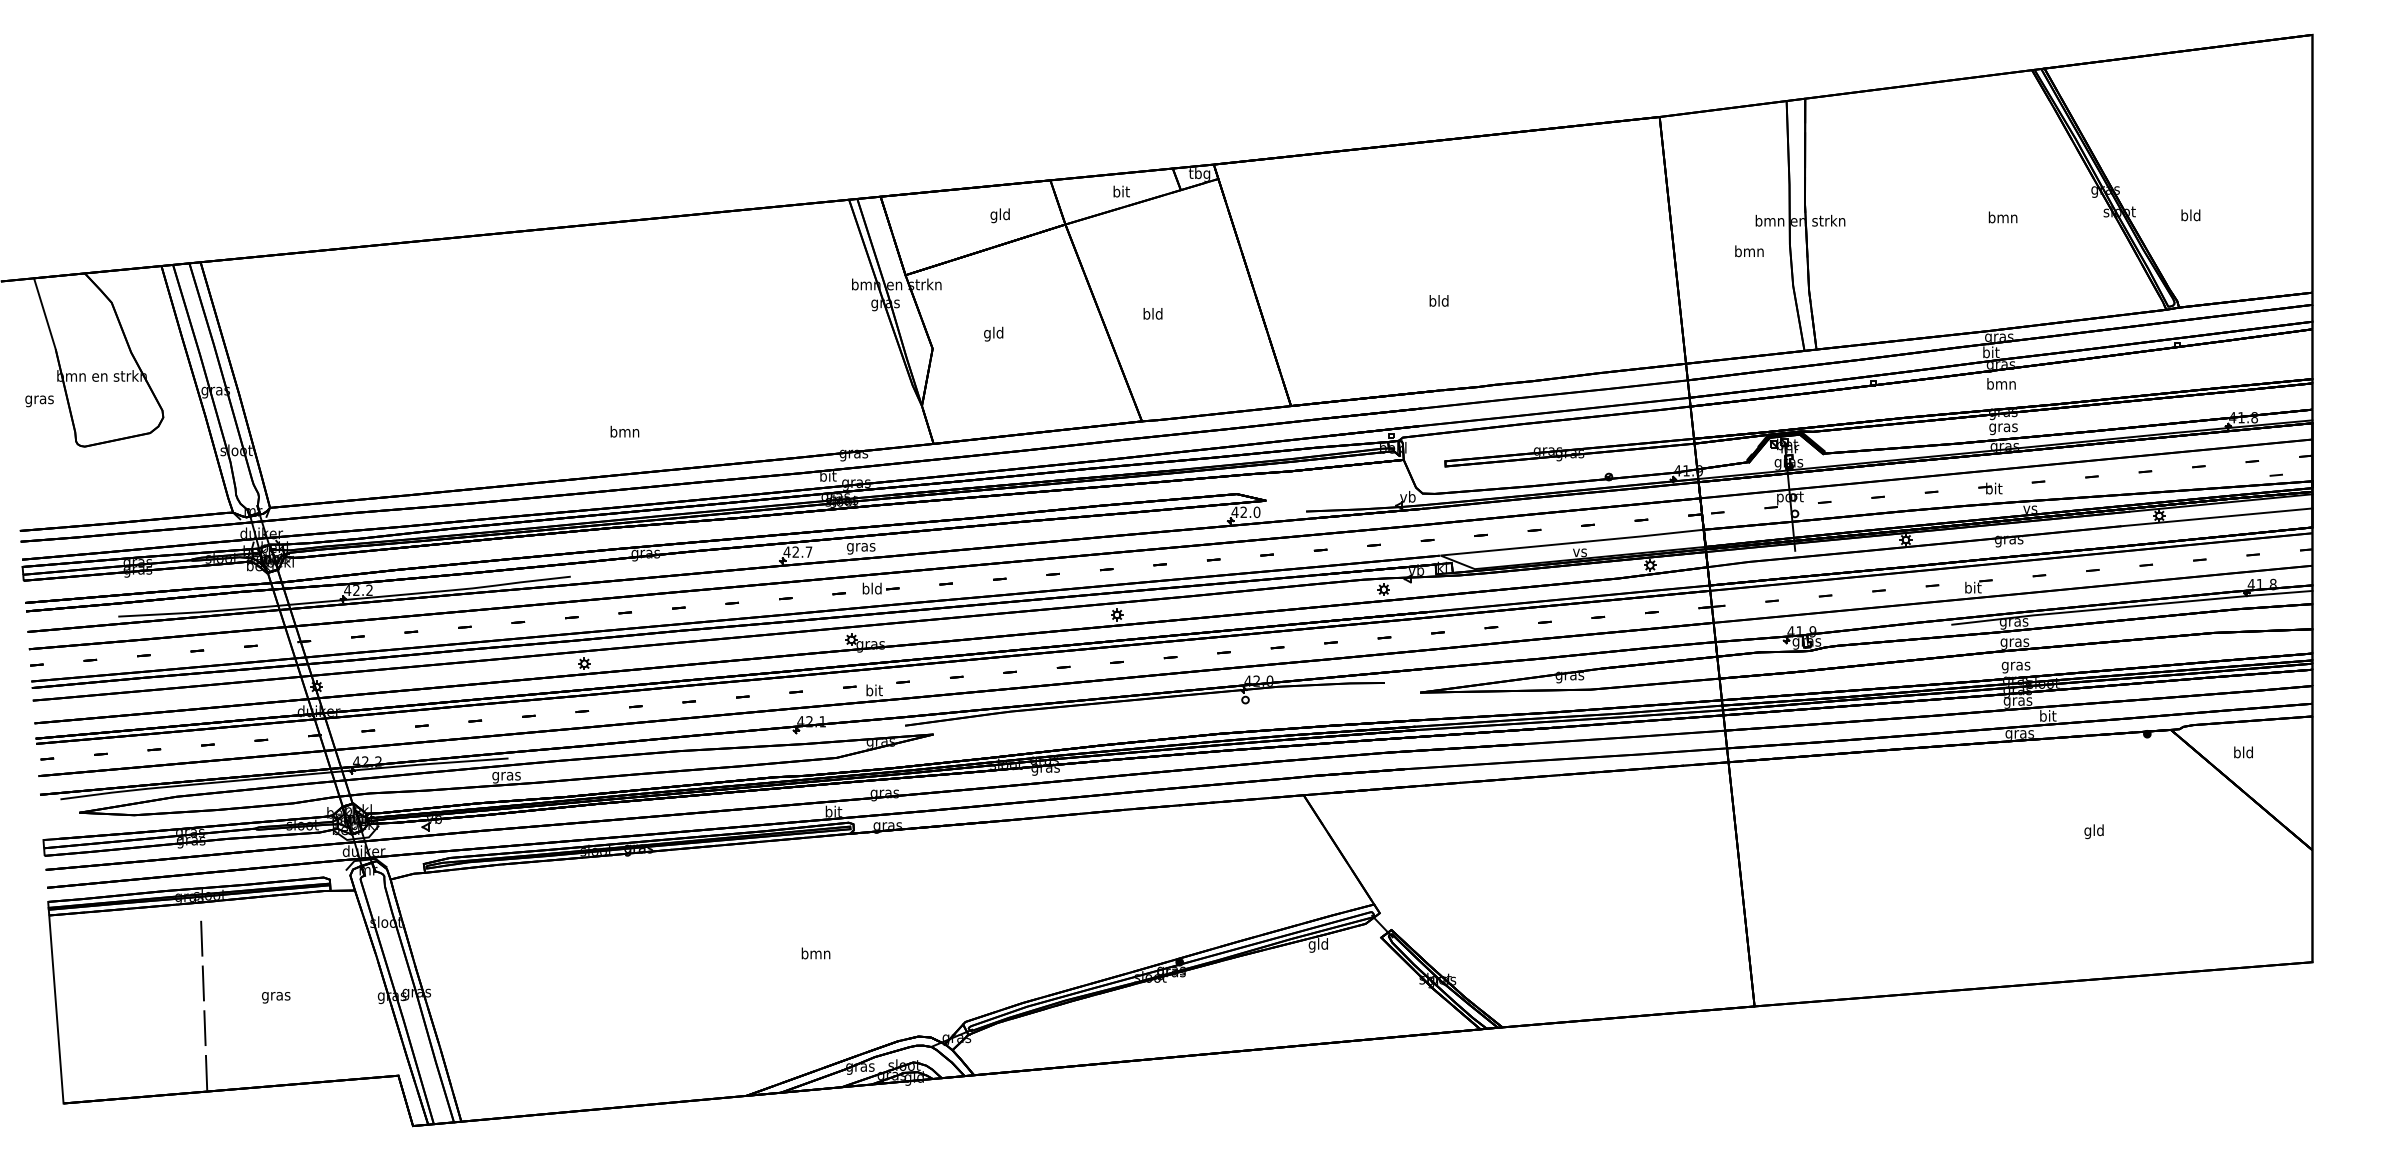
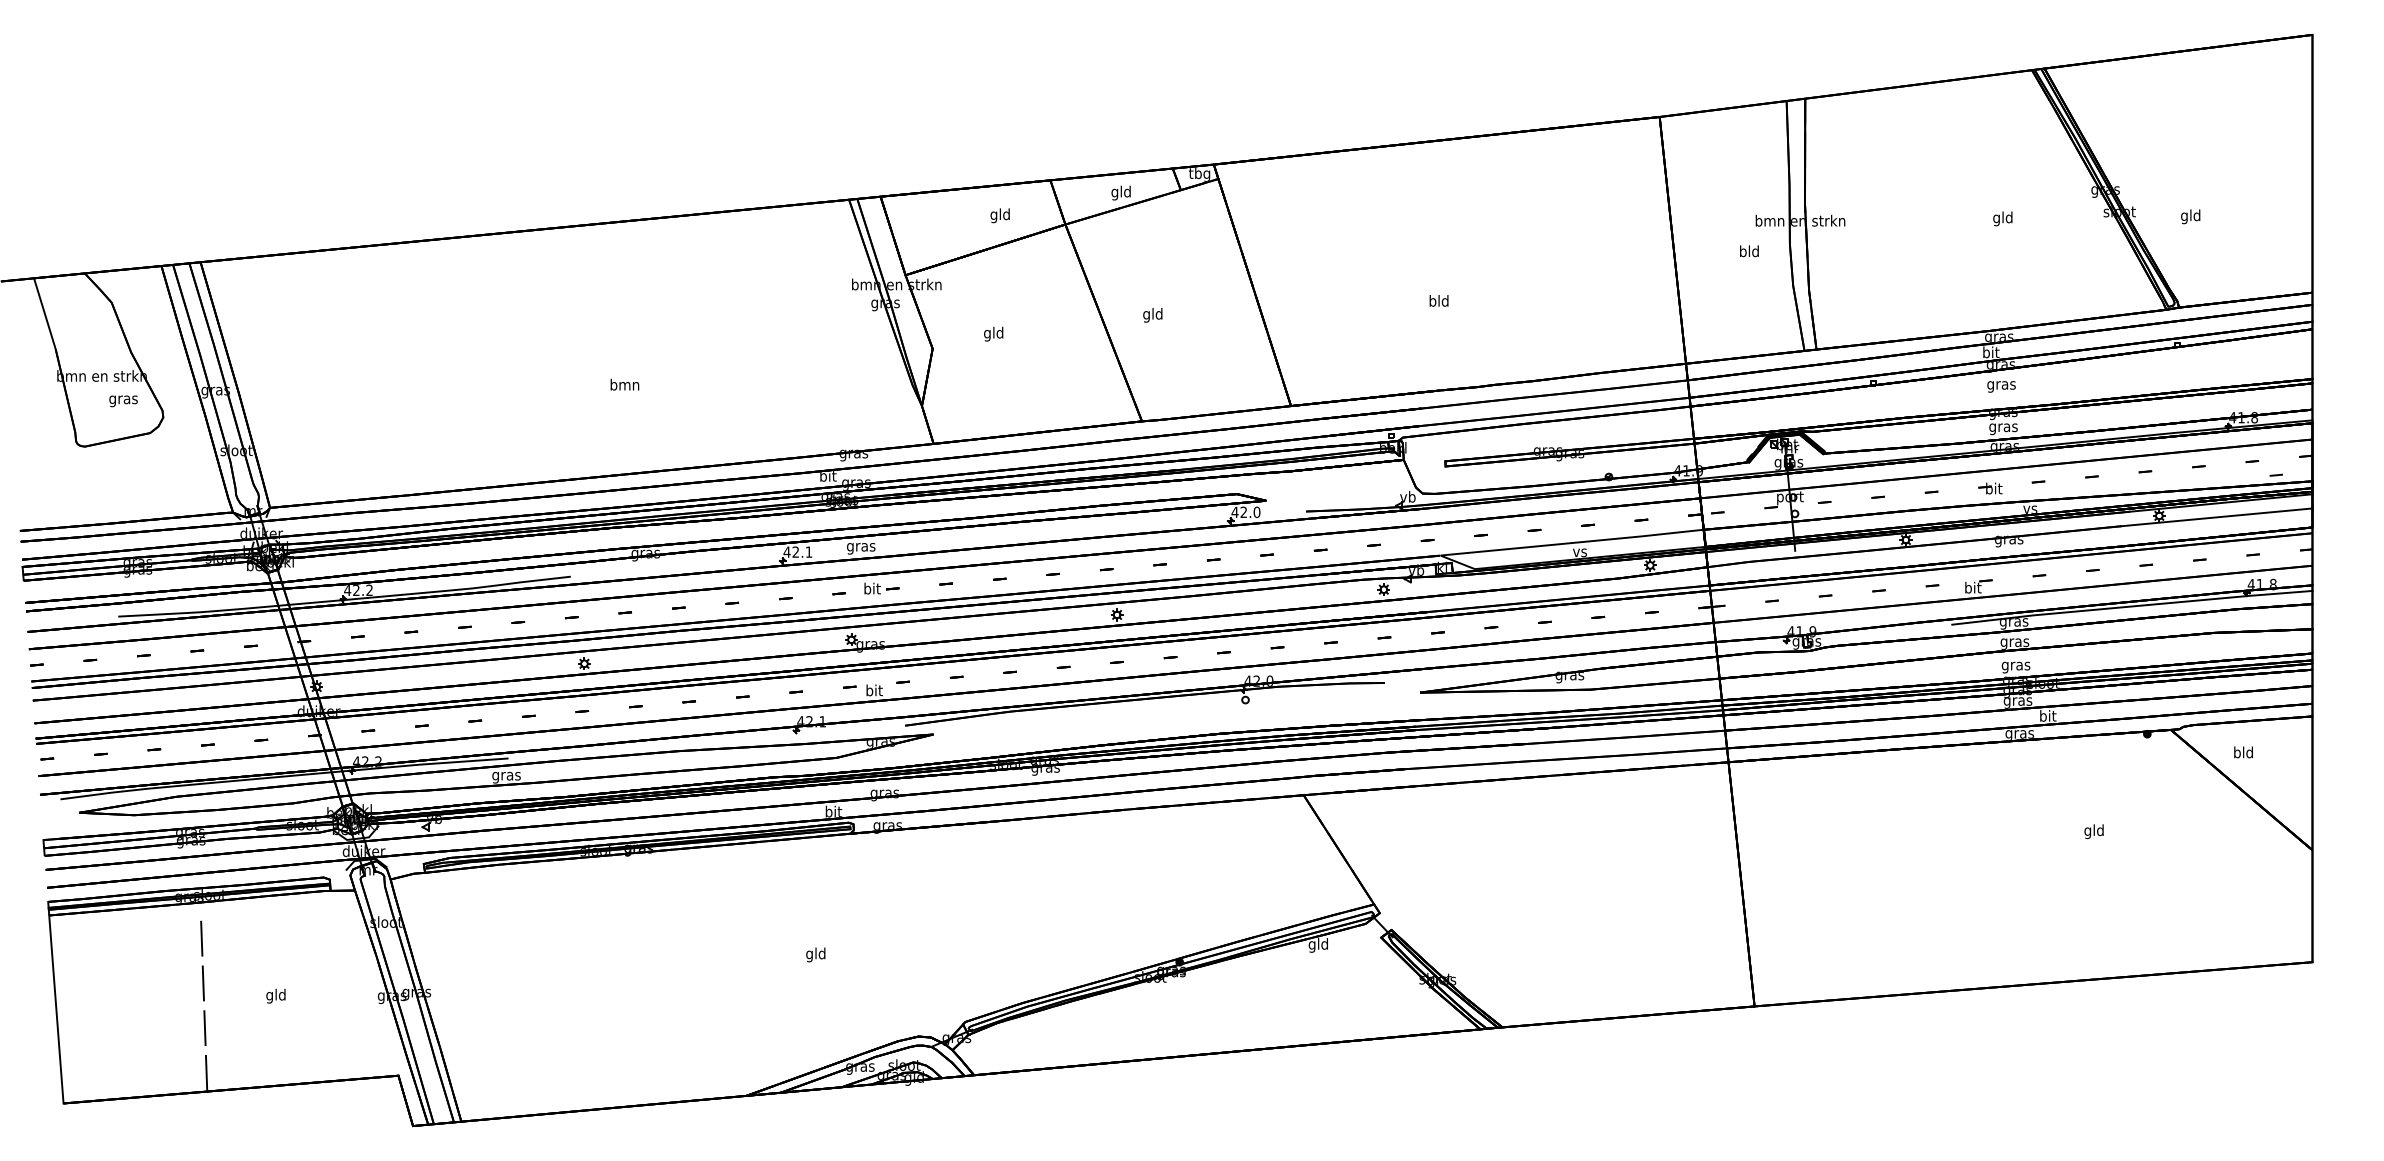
text: bit -> gld (1120, 192)
text: bld -> gld (2184, 216)
text: bmn -> gld (2002, 218)
text: bmn -> bld (1749, 251)
text: bld -> gld (1146, 315)
text: bmn -> gras (2001, 385)
text position: (39, 401) -> (123, 401) (123, 401)
text position: (624, 431) -> (624, 384) (624, 384)
text: 42.7 -> 42.1 (808, 551)
text: bld -> bit (871, 588)
text: bmn -> gld (815, 954)
text: gras -> gld (276, 995)
